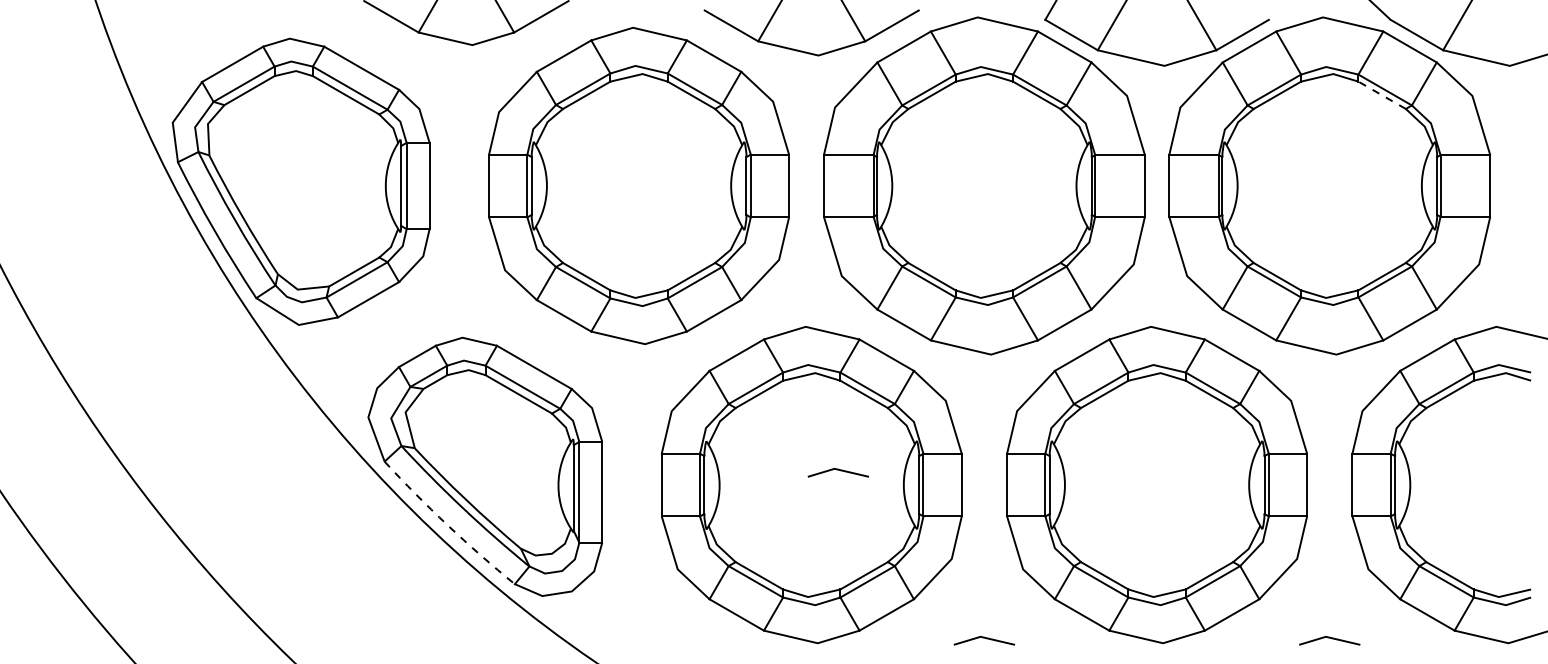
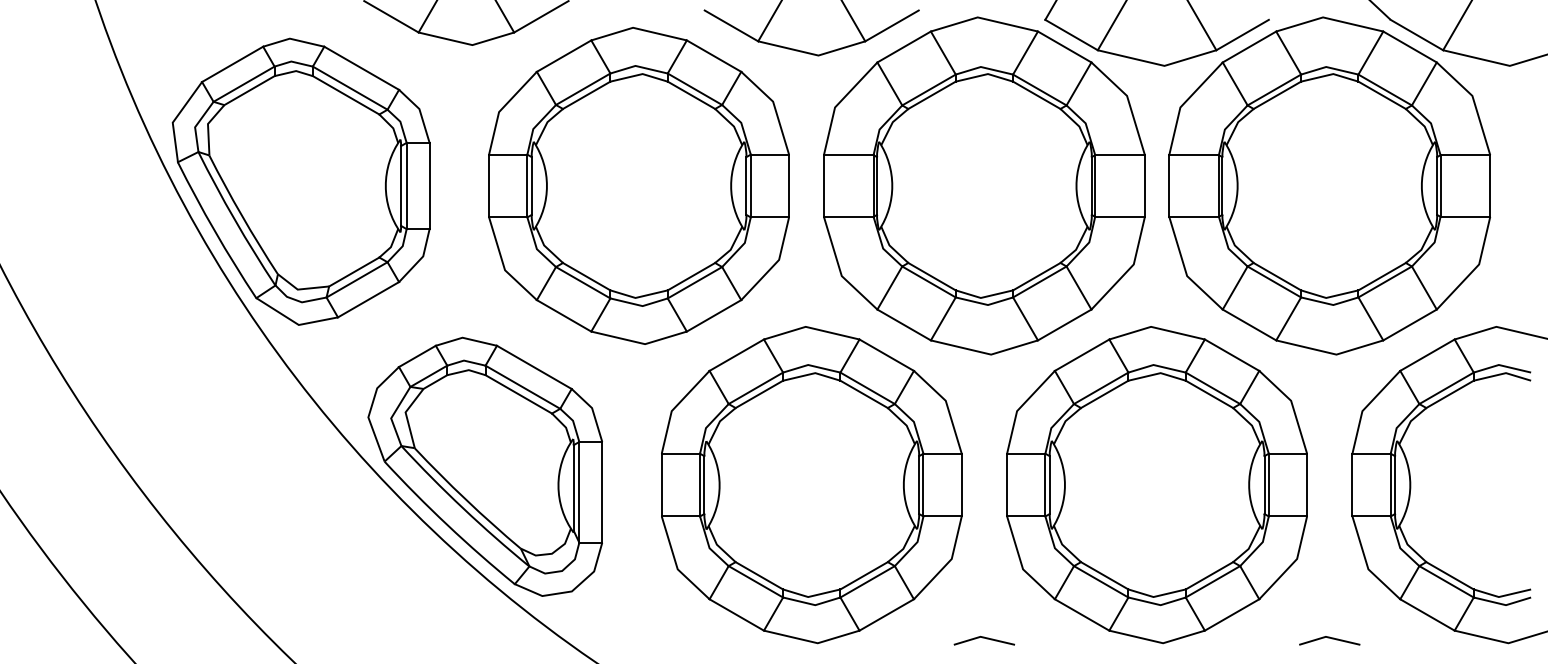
line: dashed -> solid (1381, 95)
line: present -> none (837, 470)
arc: dashed -> solid (447, 525)
